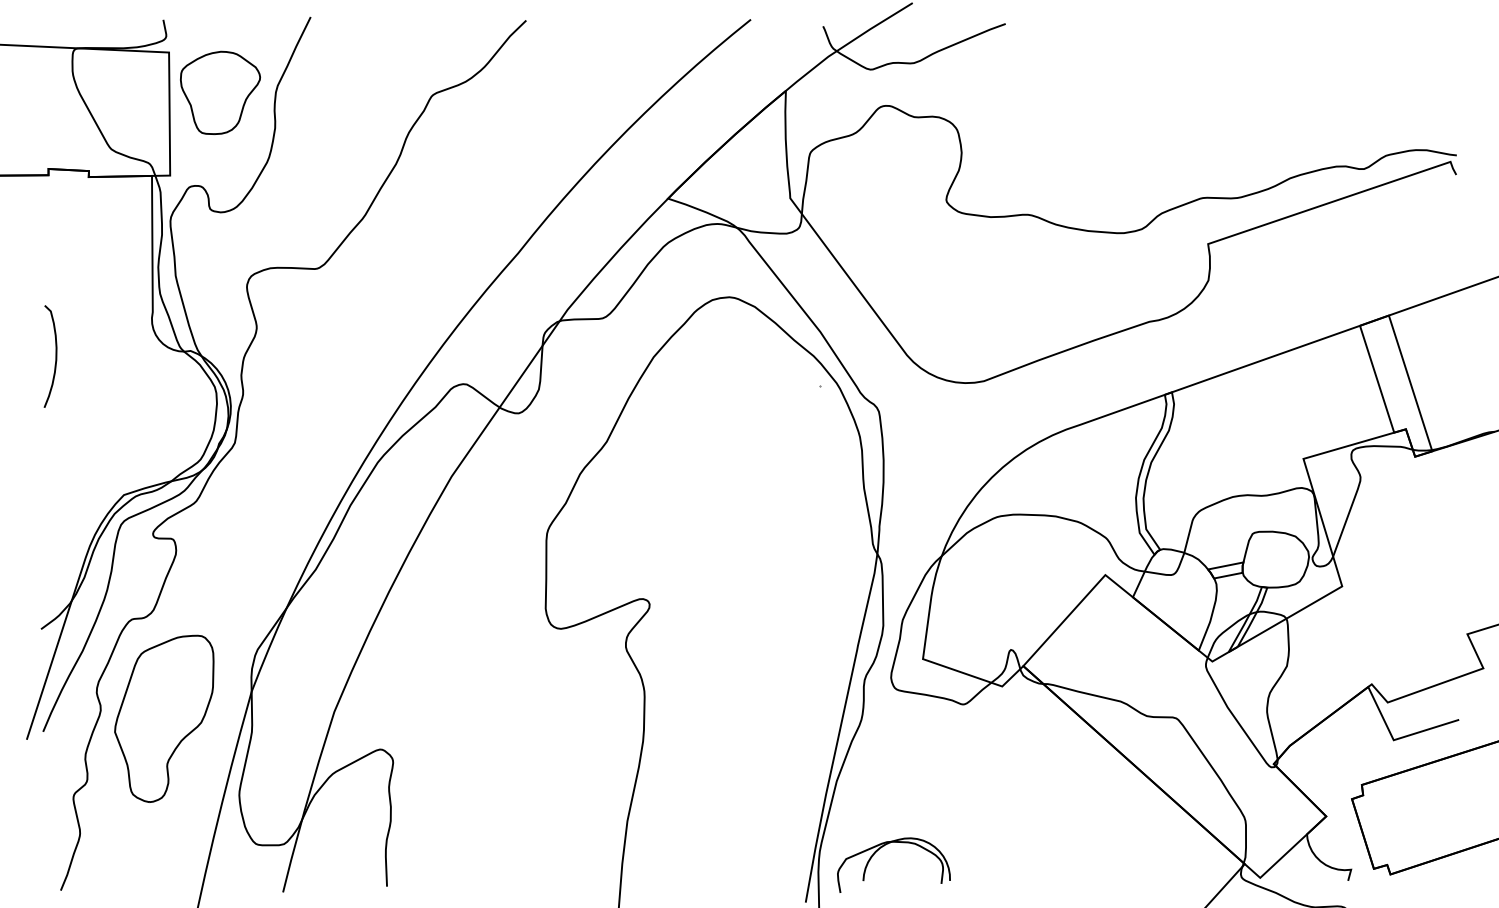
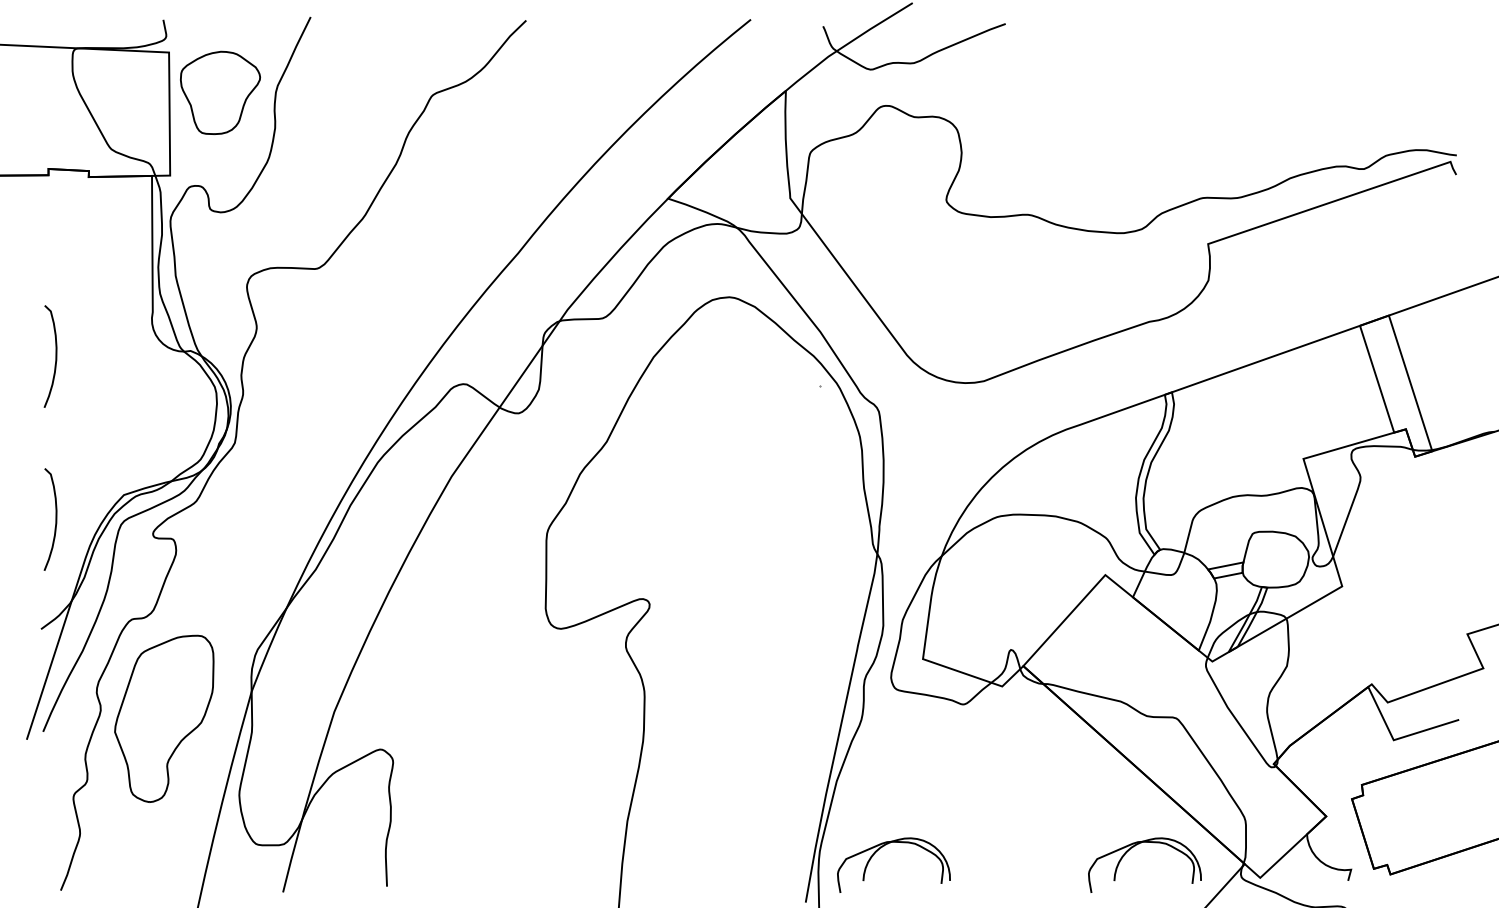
curve: none -> present (55, 519)
part: none -> present (1132, 848)
